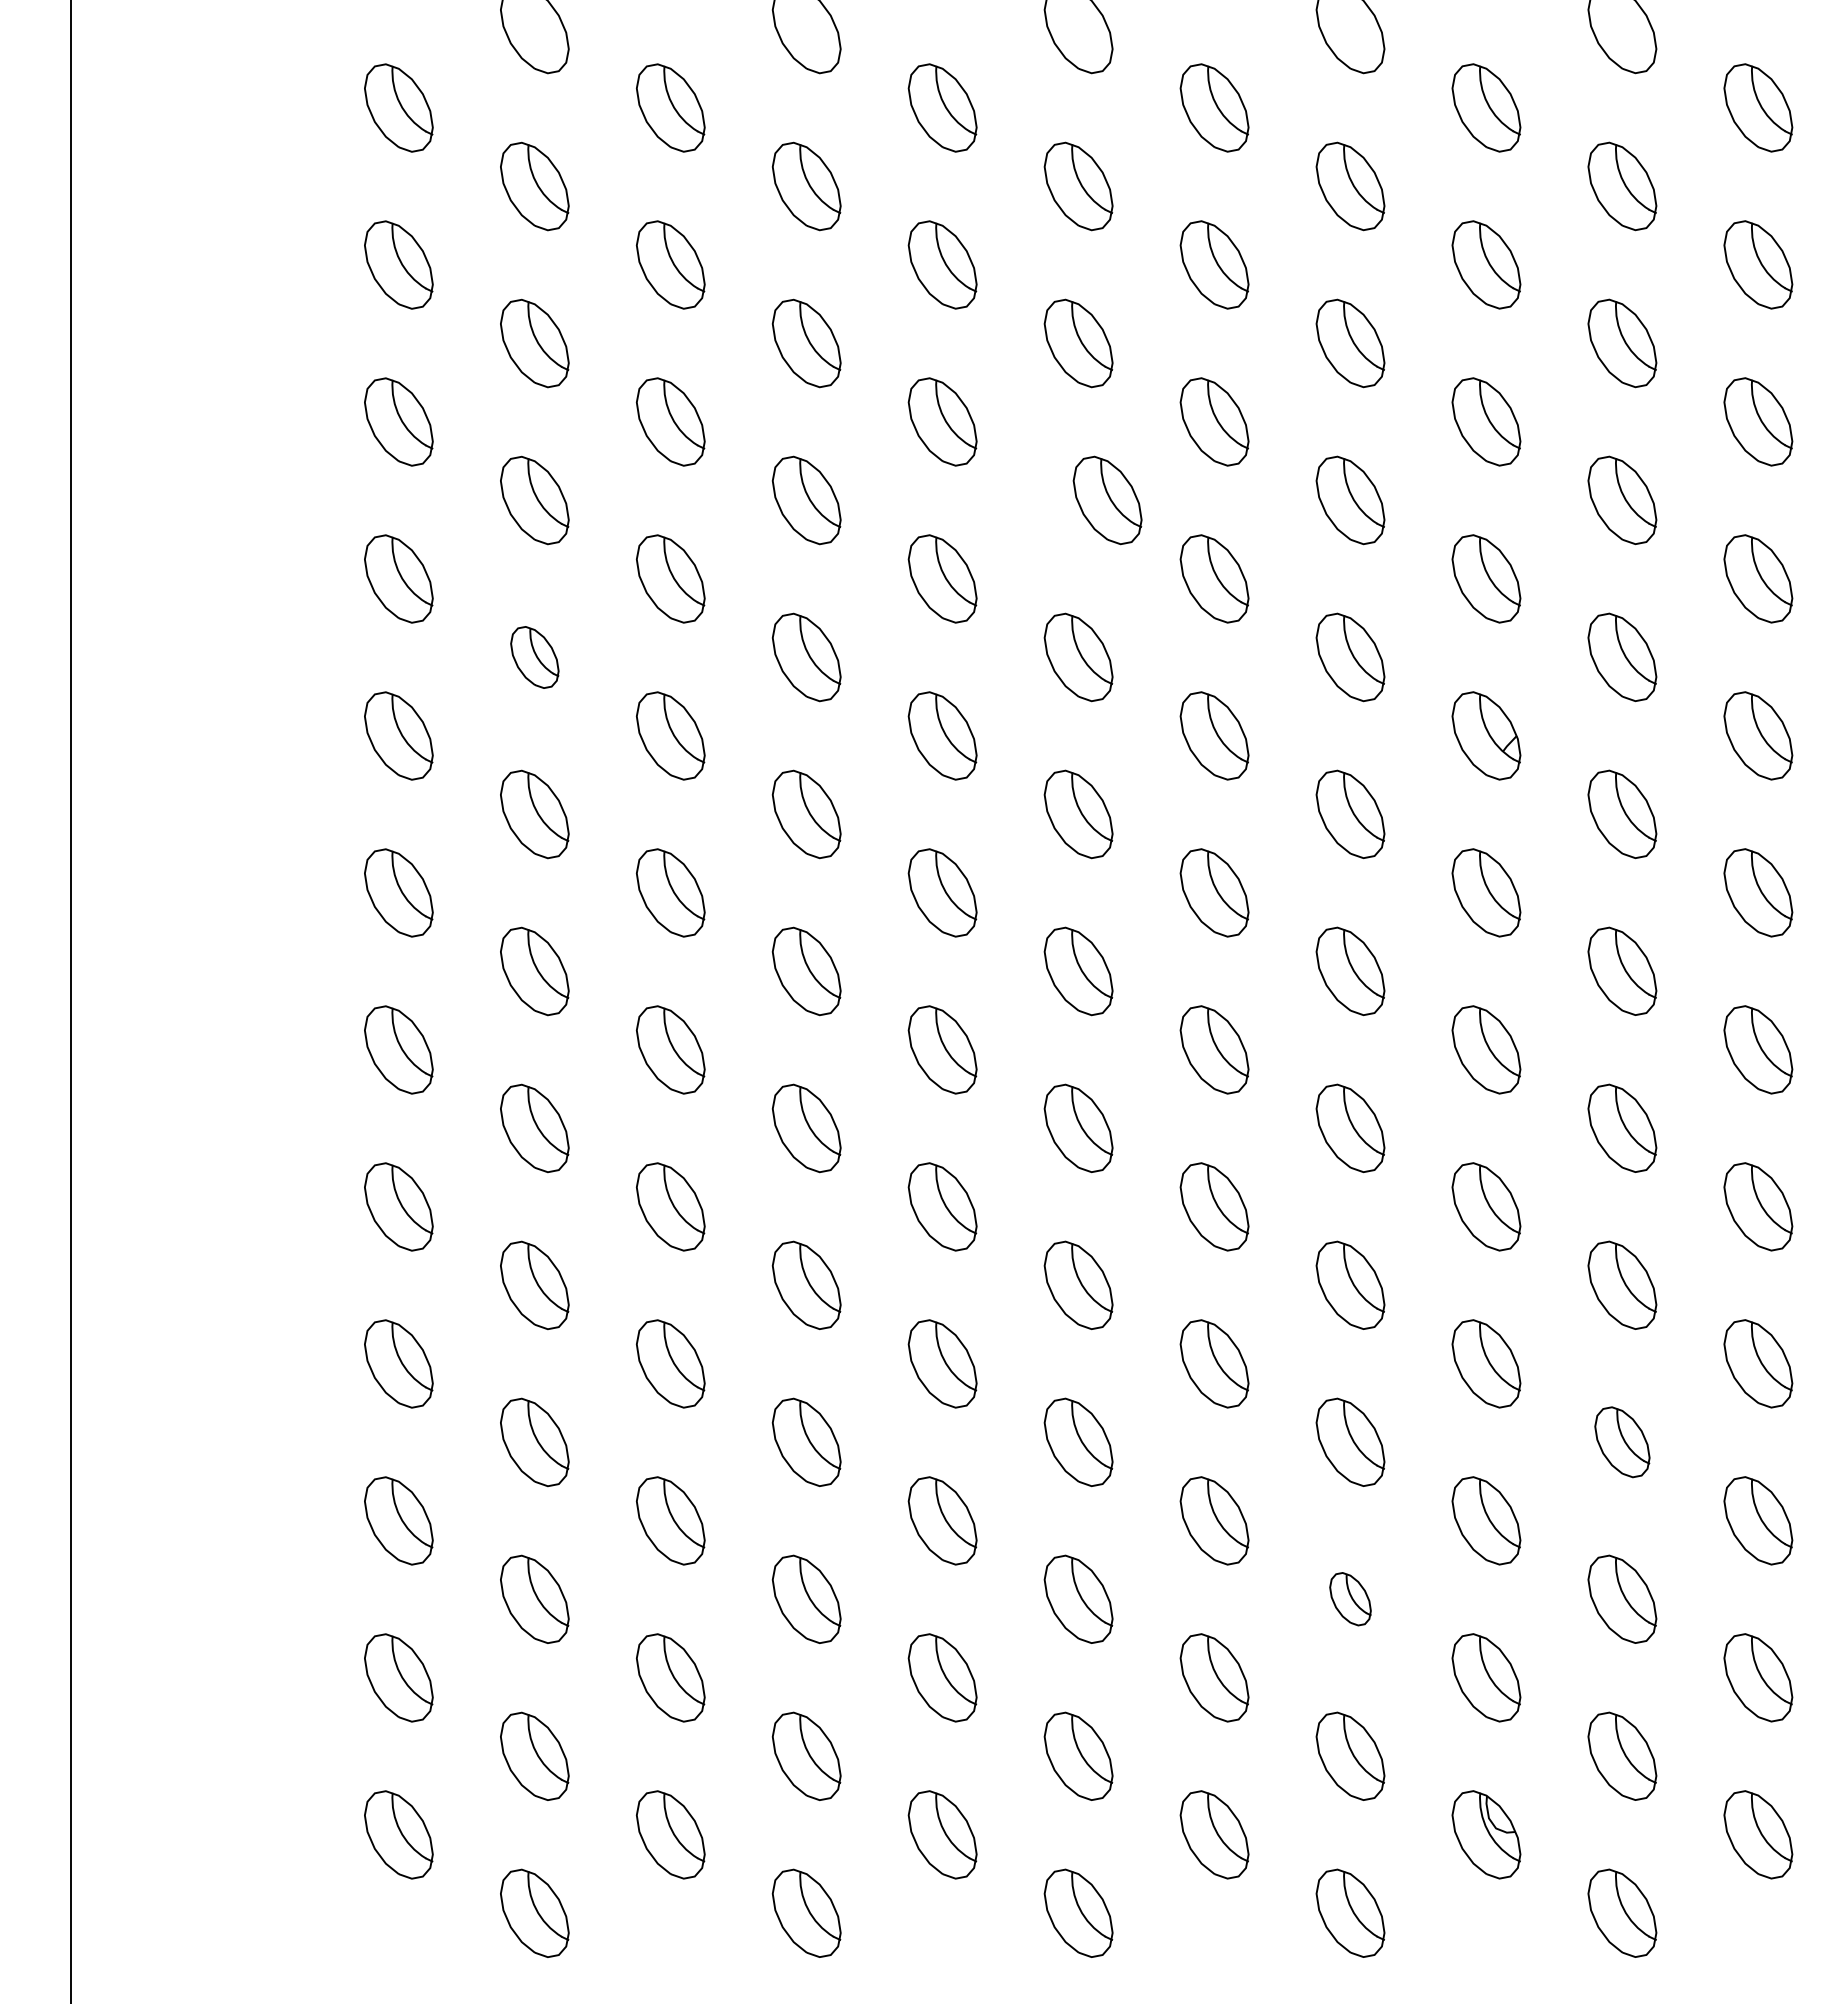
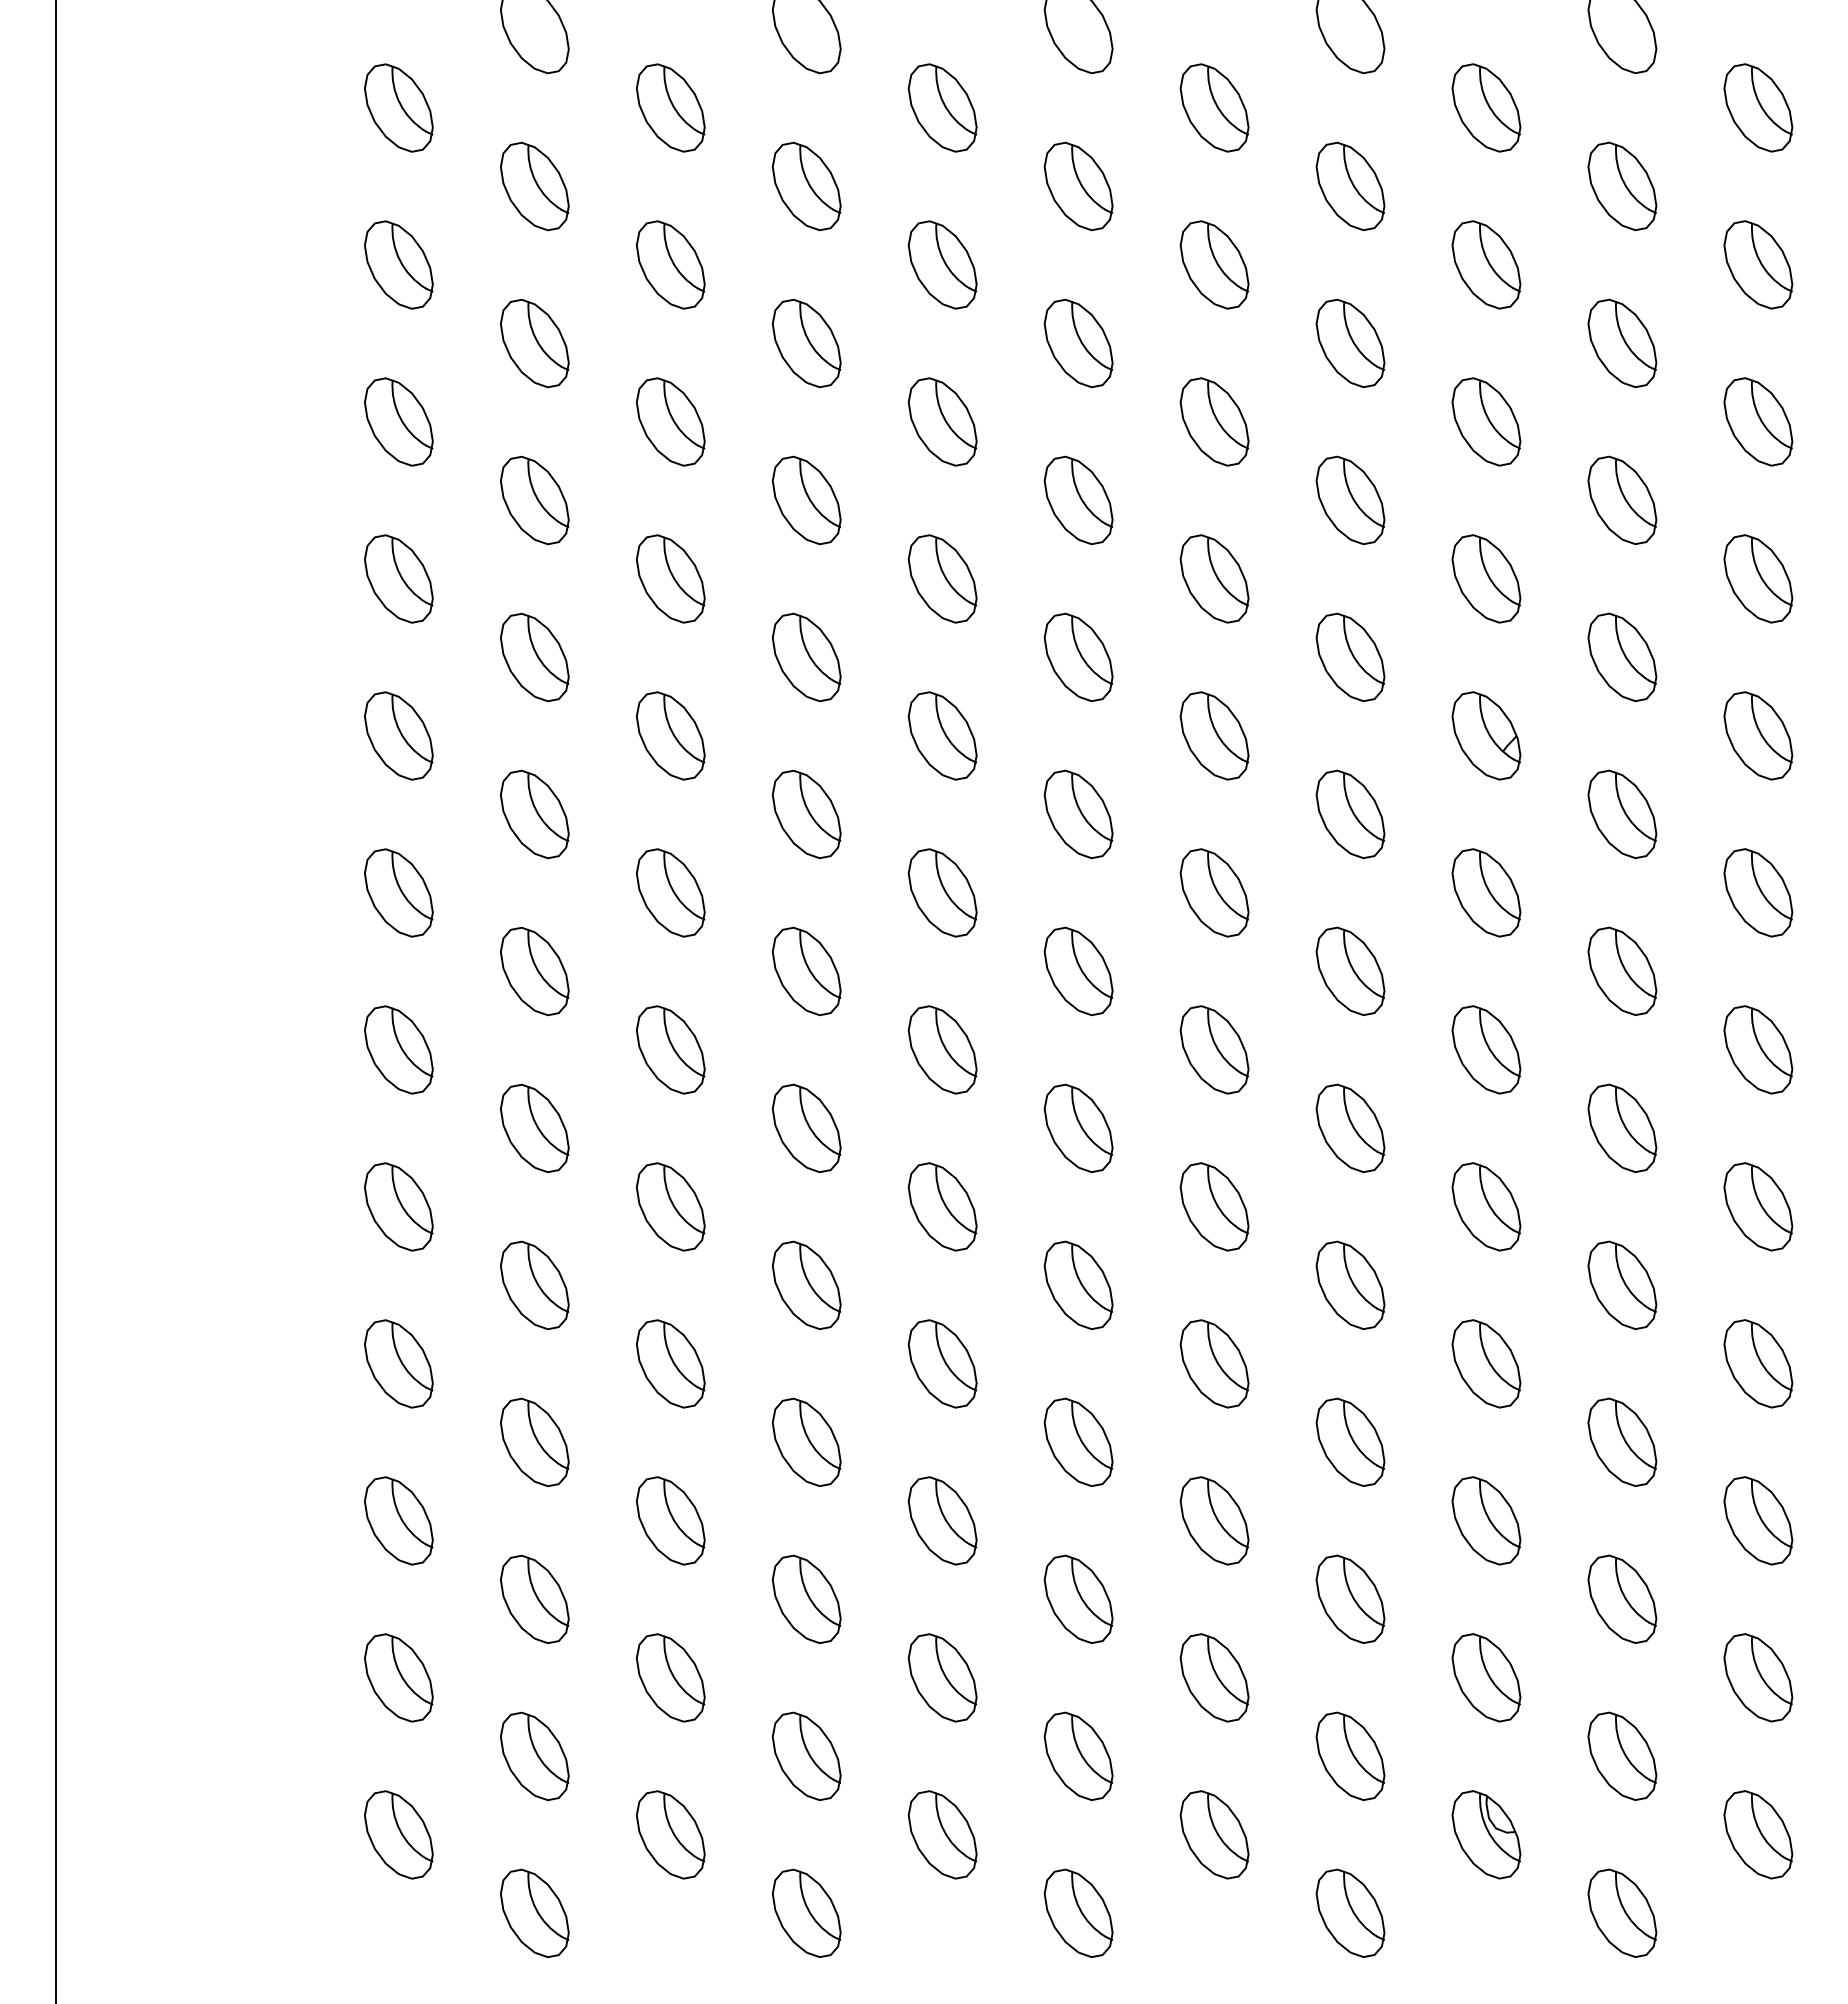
part position: (1107, 500) -> (1078, 500) (1078, 500)
part size: 50x63 px -> 70x91 px (534, 657)
line position: (70, 1001) -> (55, 1001) (55, 1001)
part size: 57x73 px -> 71x90 px (1622, 1441)
part size: 43x55 px -> 71x90 px (1350, 1598)
